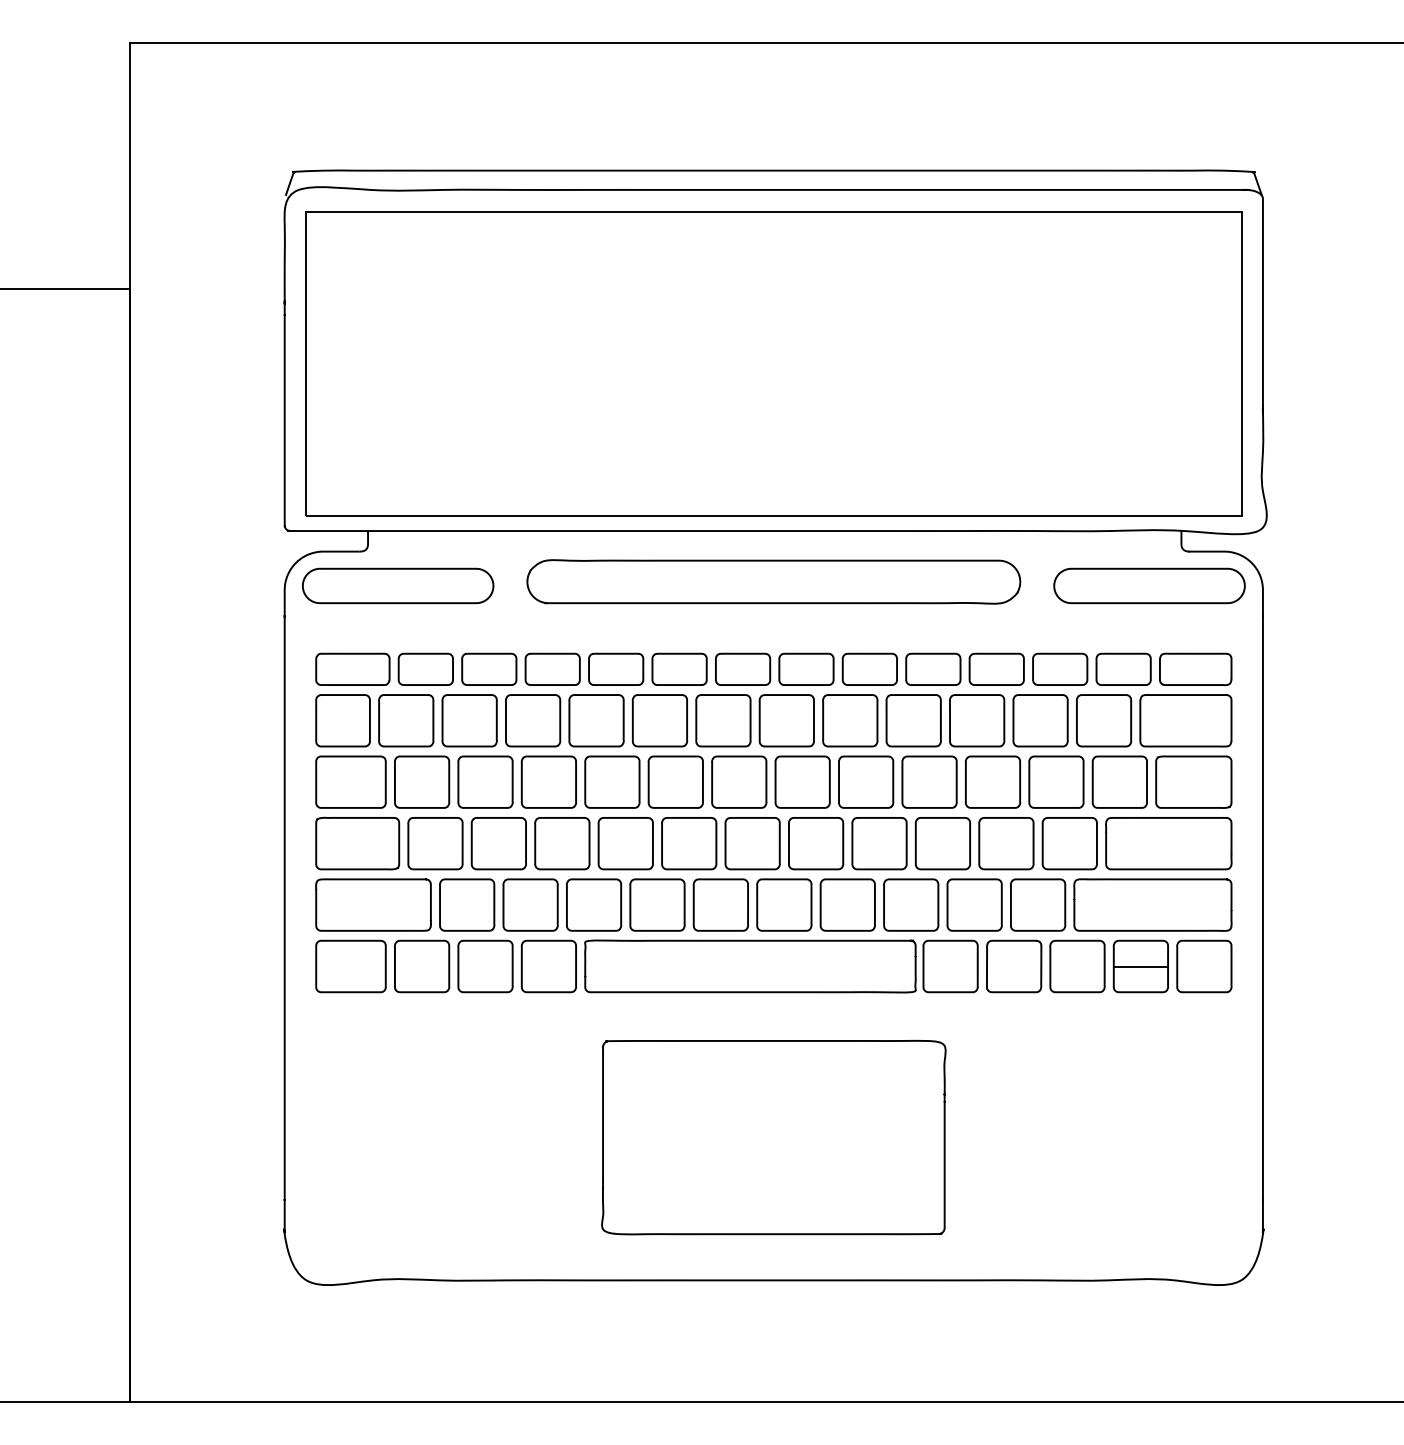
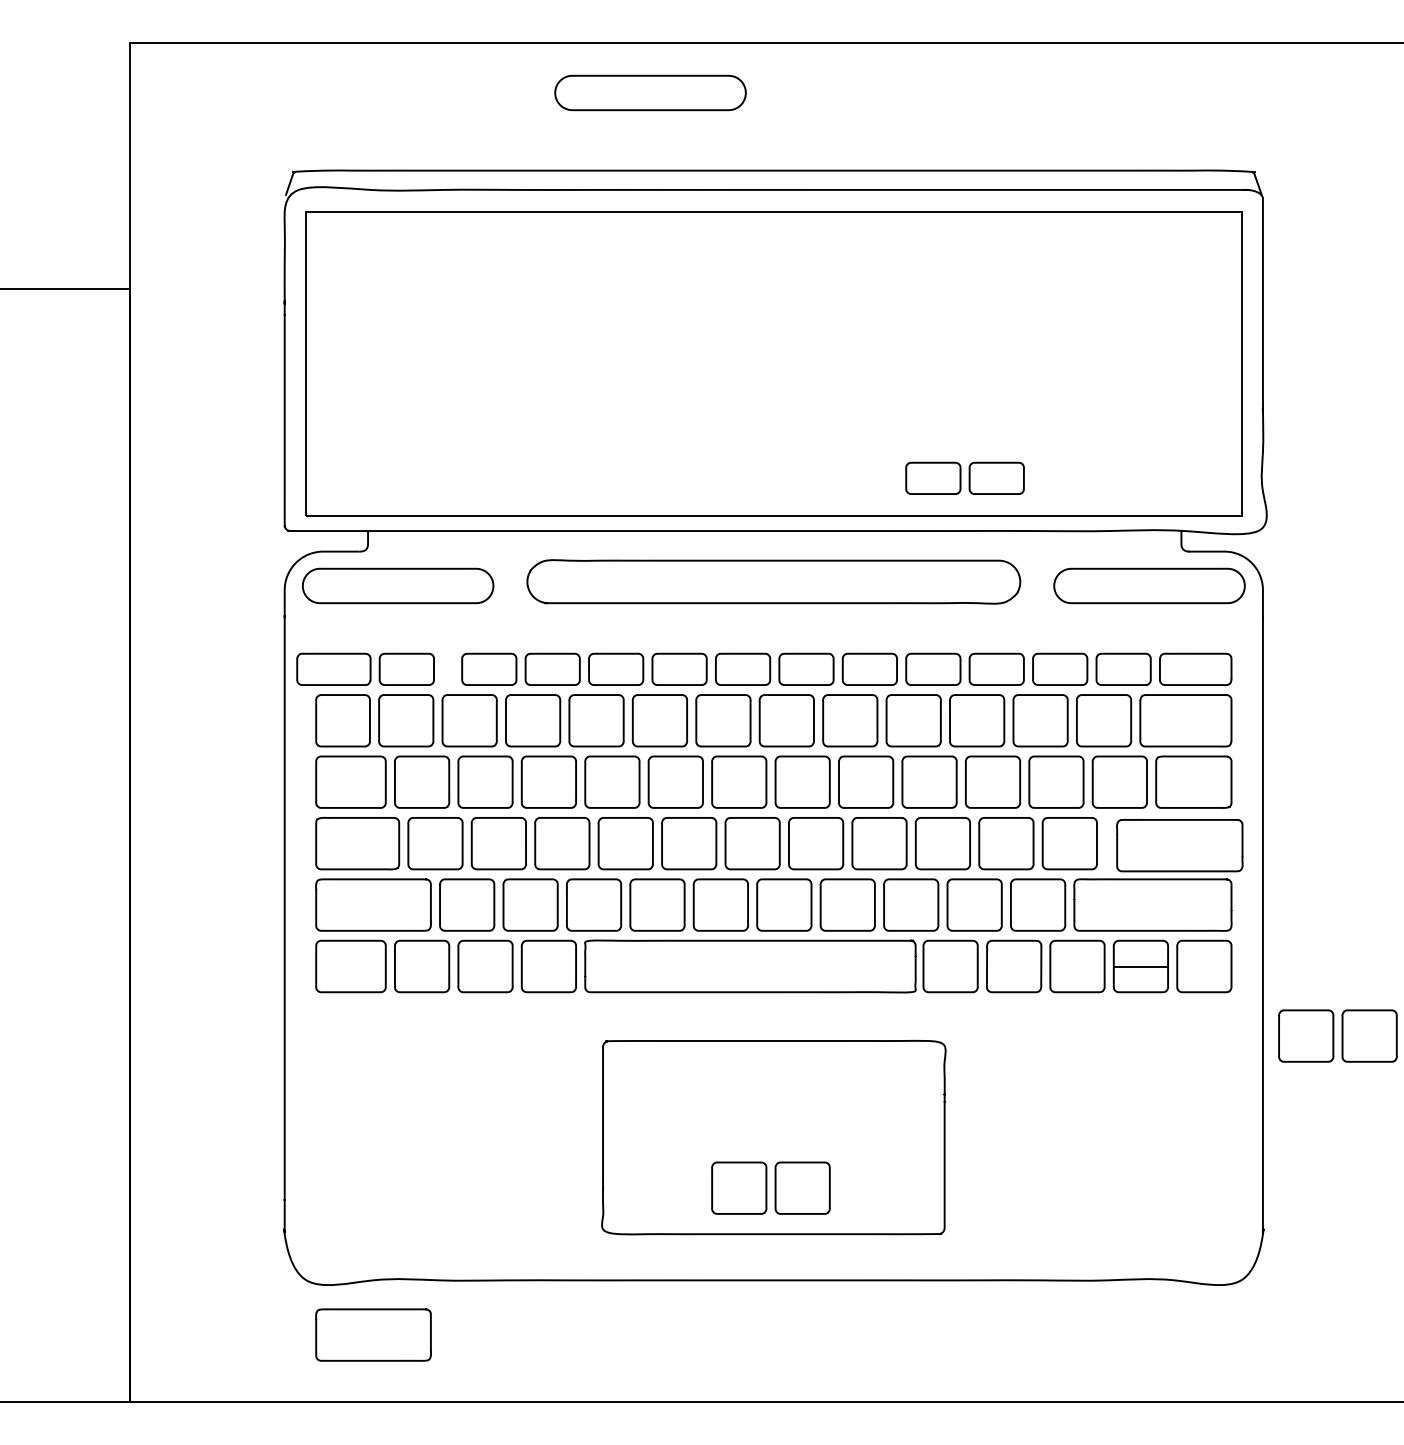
part: none -> present (650, 92)
part: none -> present (964, 477)
part position: (384, 668) -> (365, 668) (365, 668)
part position: (1168, 843) -> (1179, 845) (1179, 845)
part: none -> present (1337, 1035)
part: none -> present (770, 1187)
part: none -> present (373, 1334)
